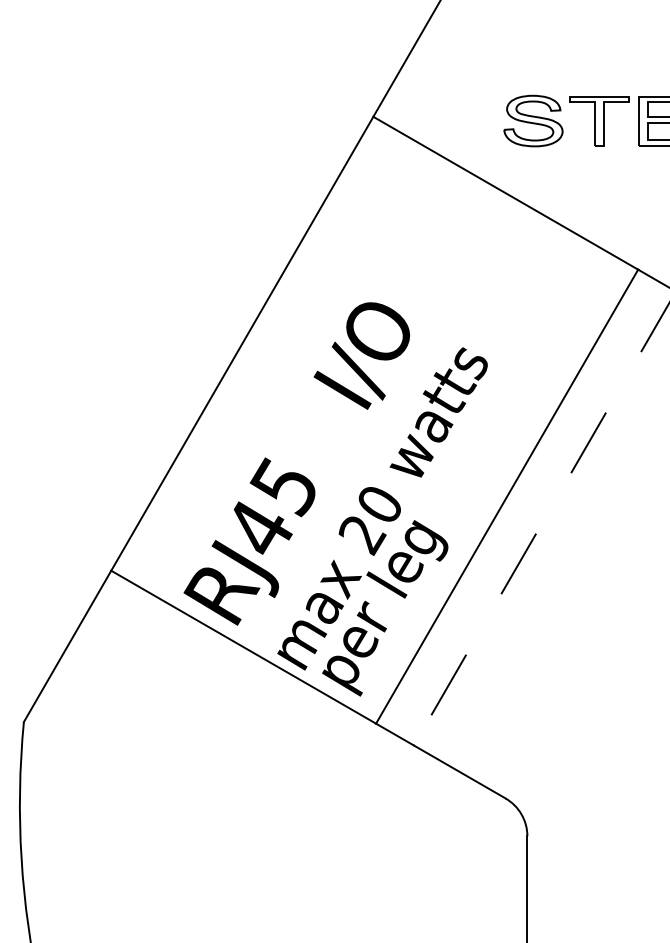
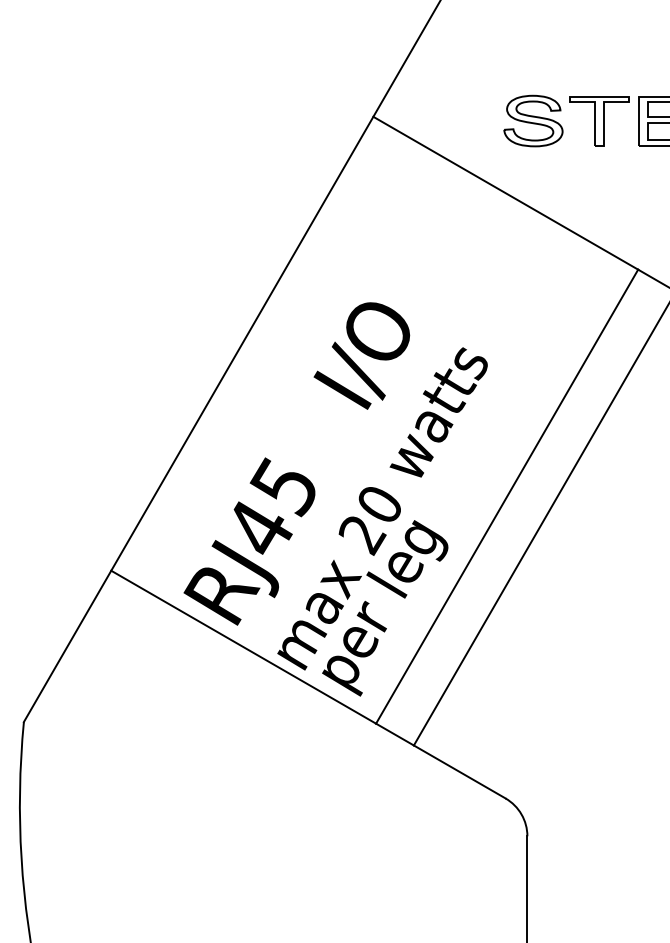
line: dashed -> solid (541, 524)
